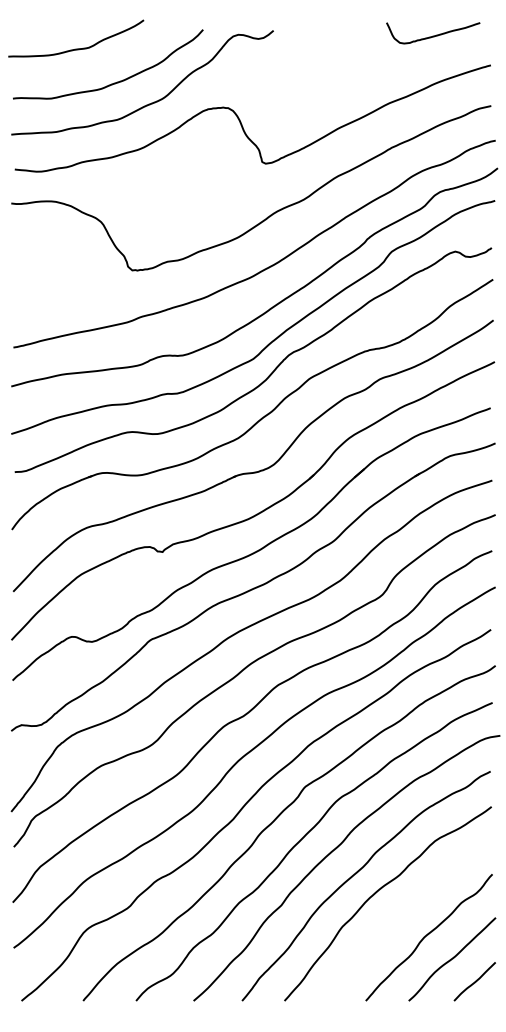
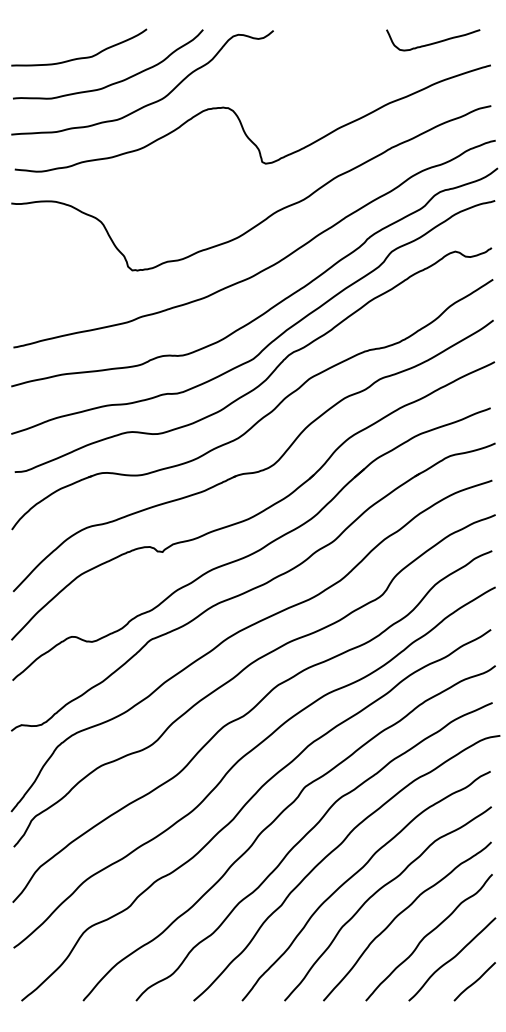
curve position: (433, 35) -> (433, 42) (433, 42)
curve position: (76, 48) -> (79, 57) (79, 57)
curve: none -> present (403, 912)
